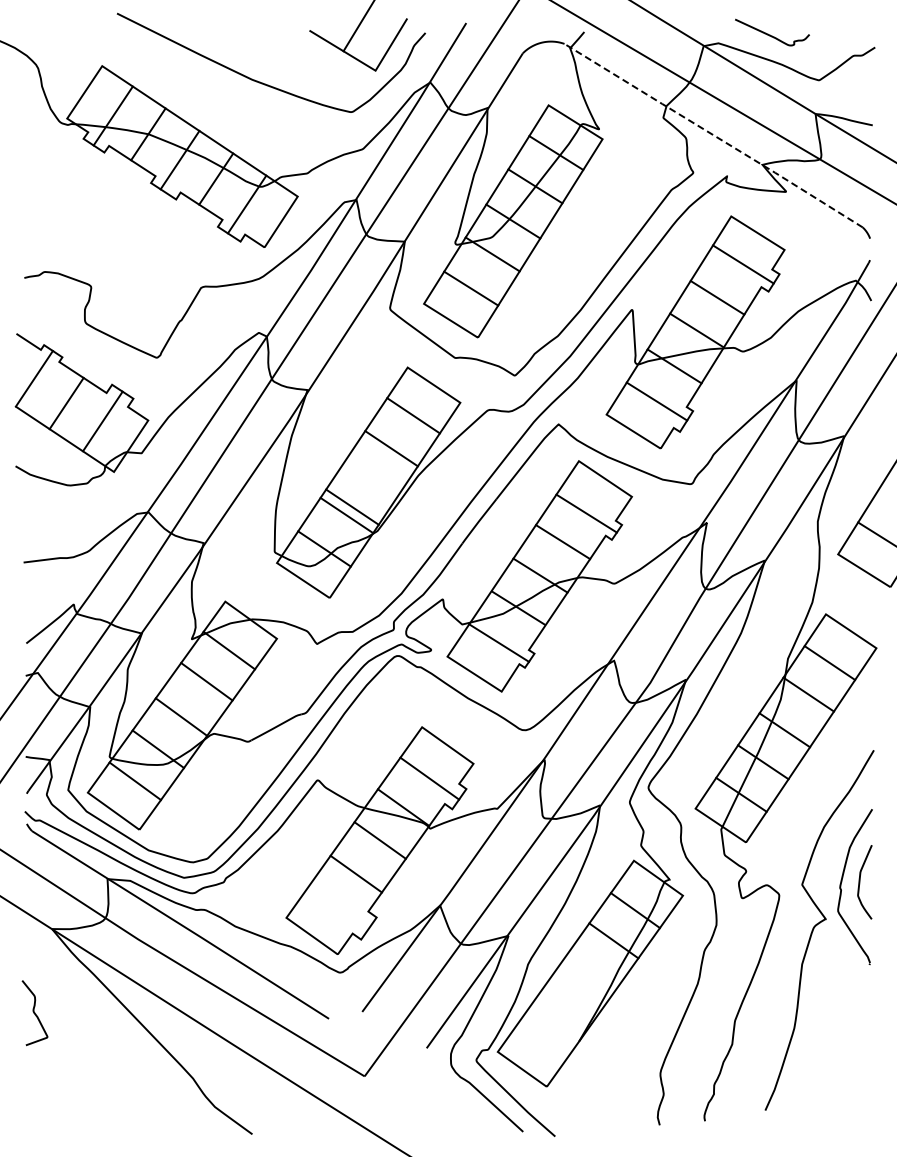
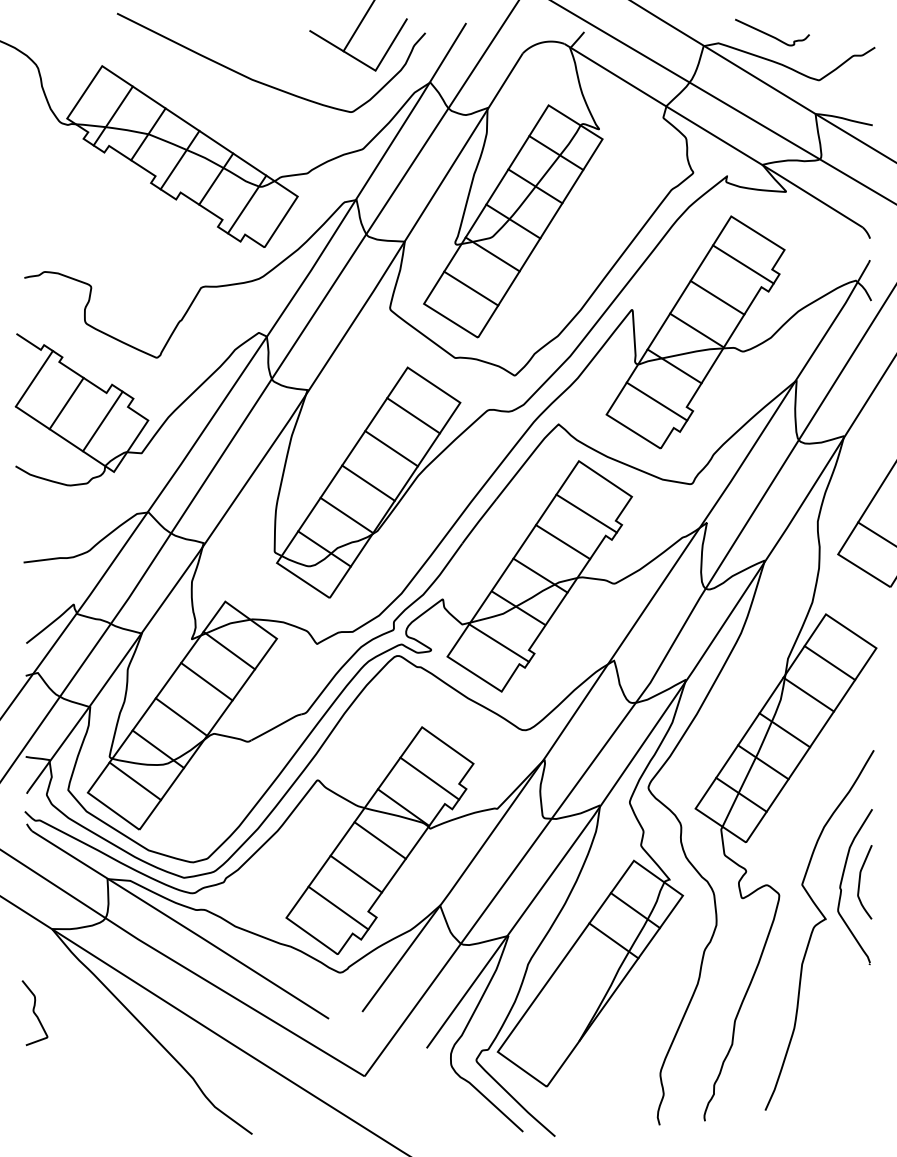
line: dashed -> solid (714, 135)
line position: (352, 506) -> (368, 482) (368, 482)
line: none -> present (338, 907)
